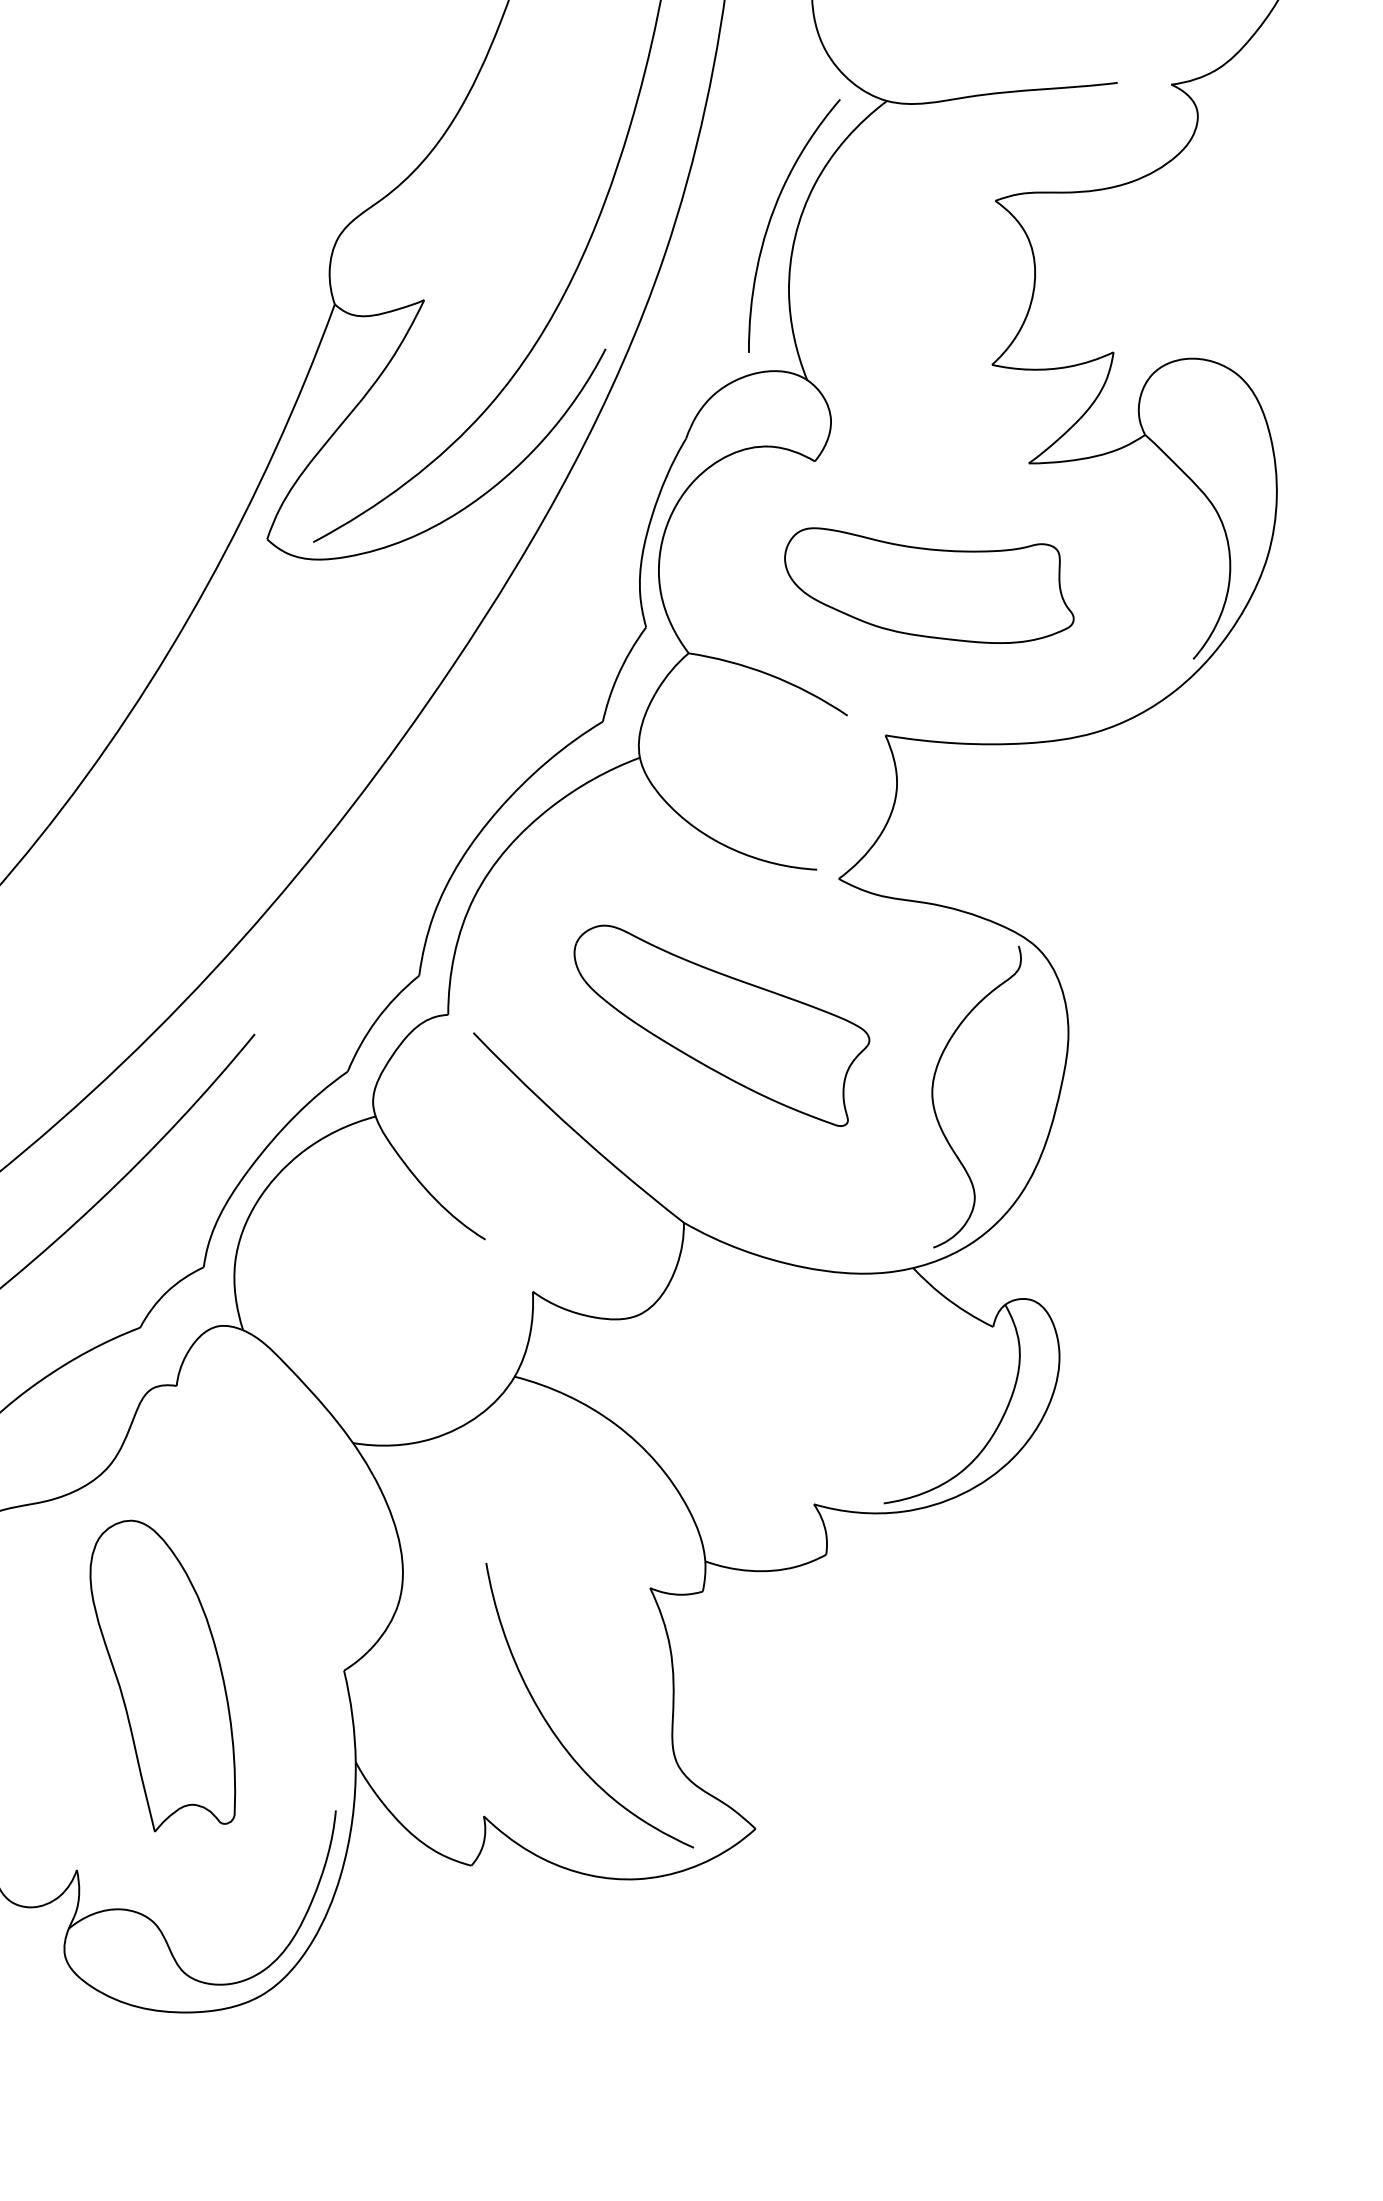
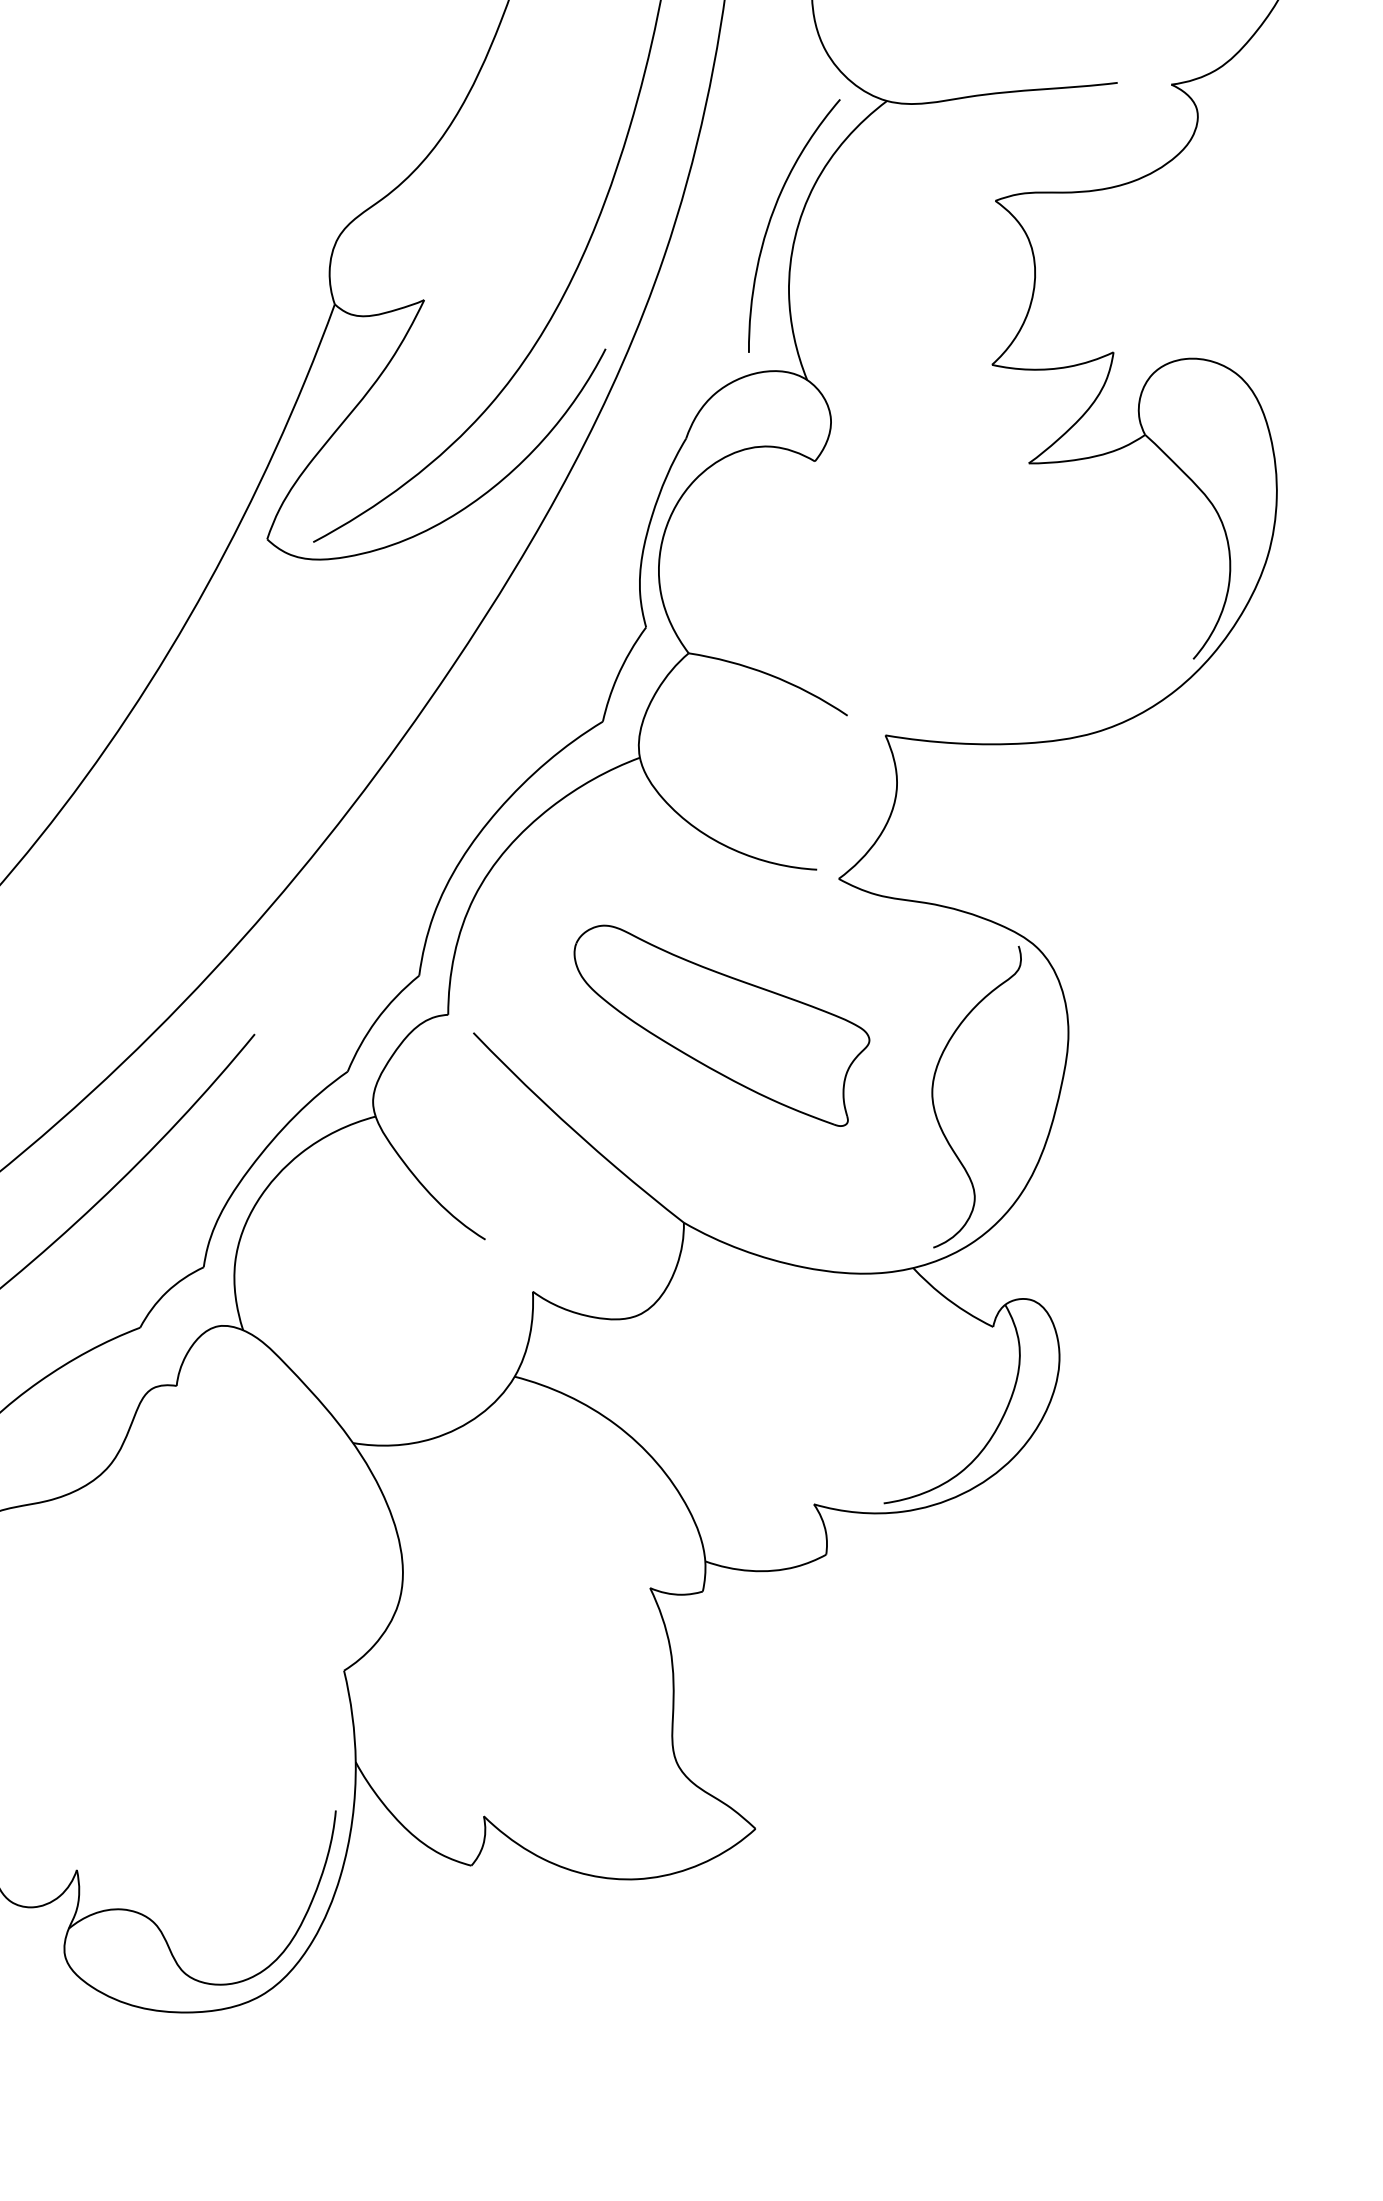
part: present -> none (929, 585)
part: present -> none (162, 1675)
curve: present -> none (553, 1730)
